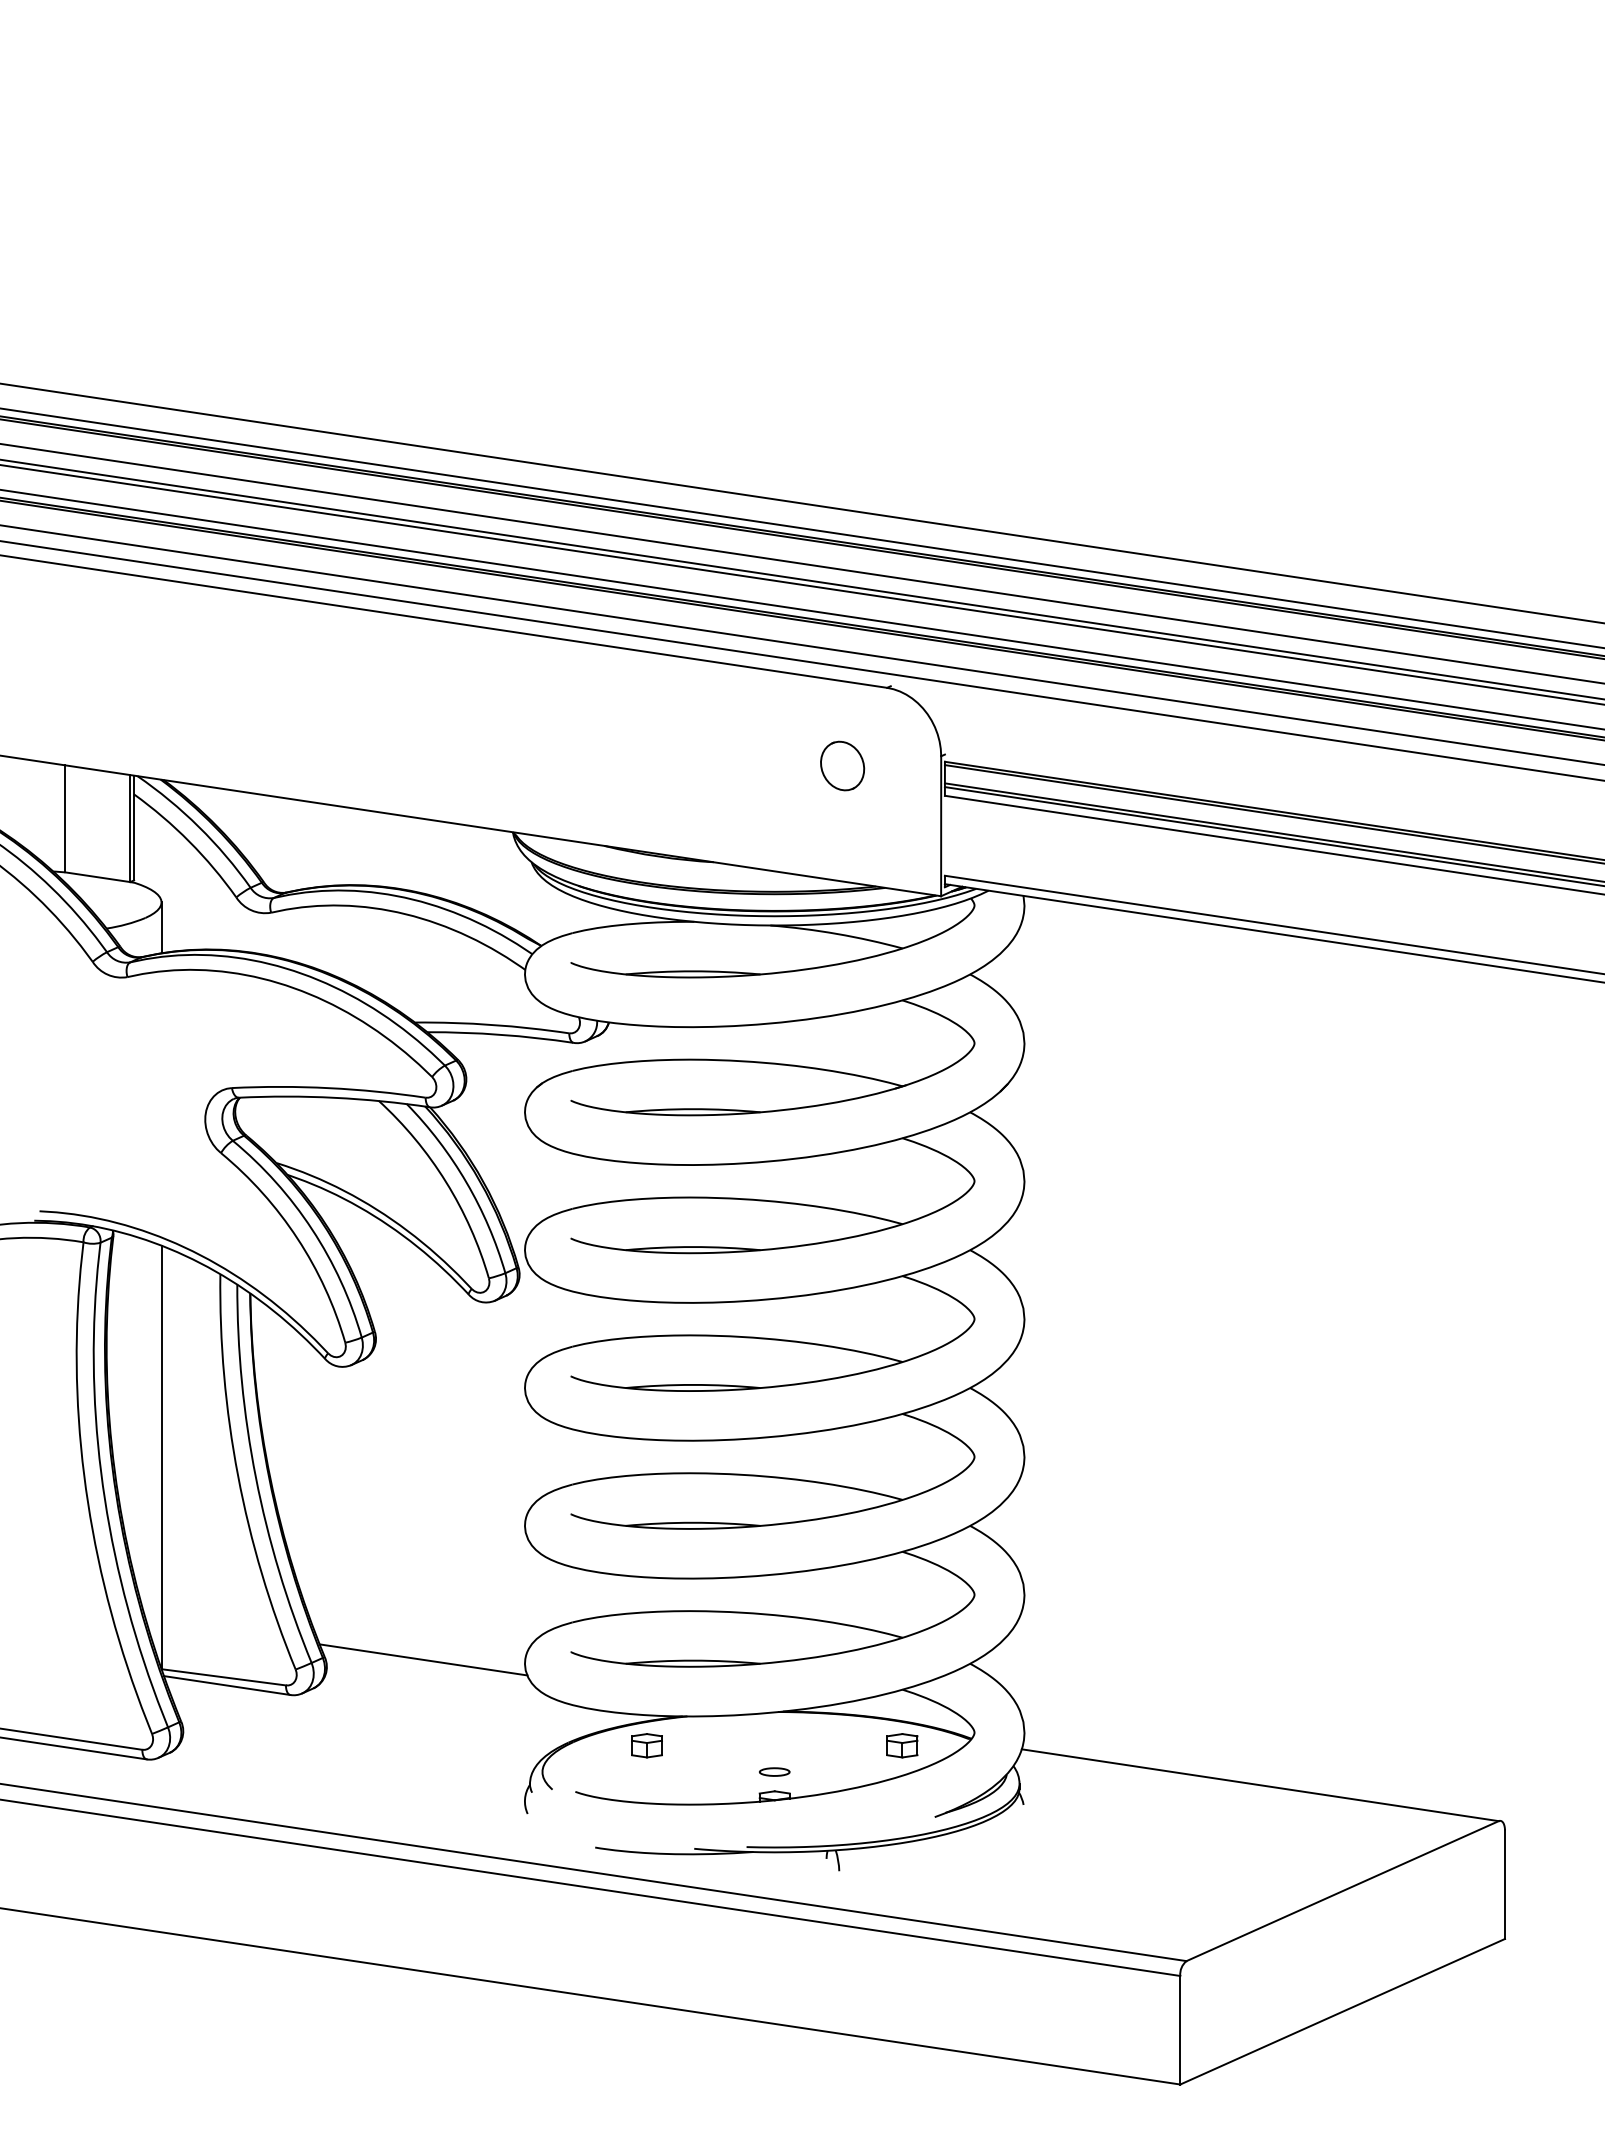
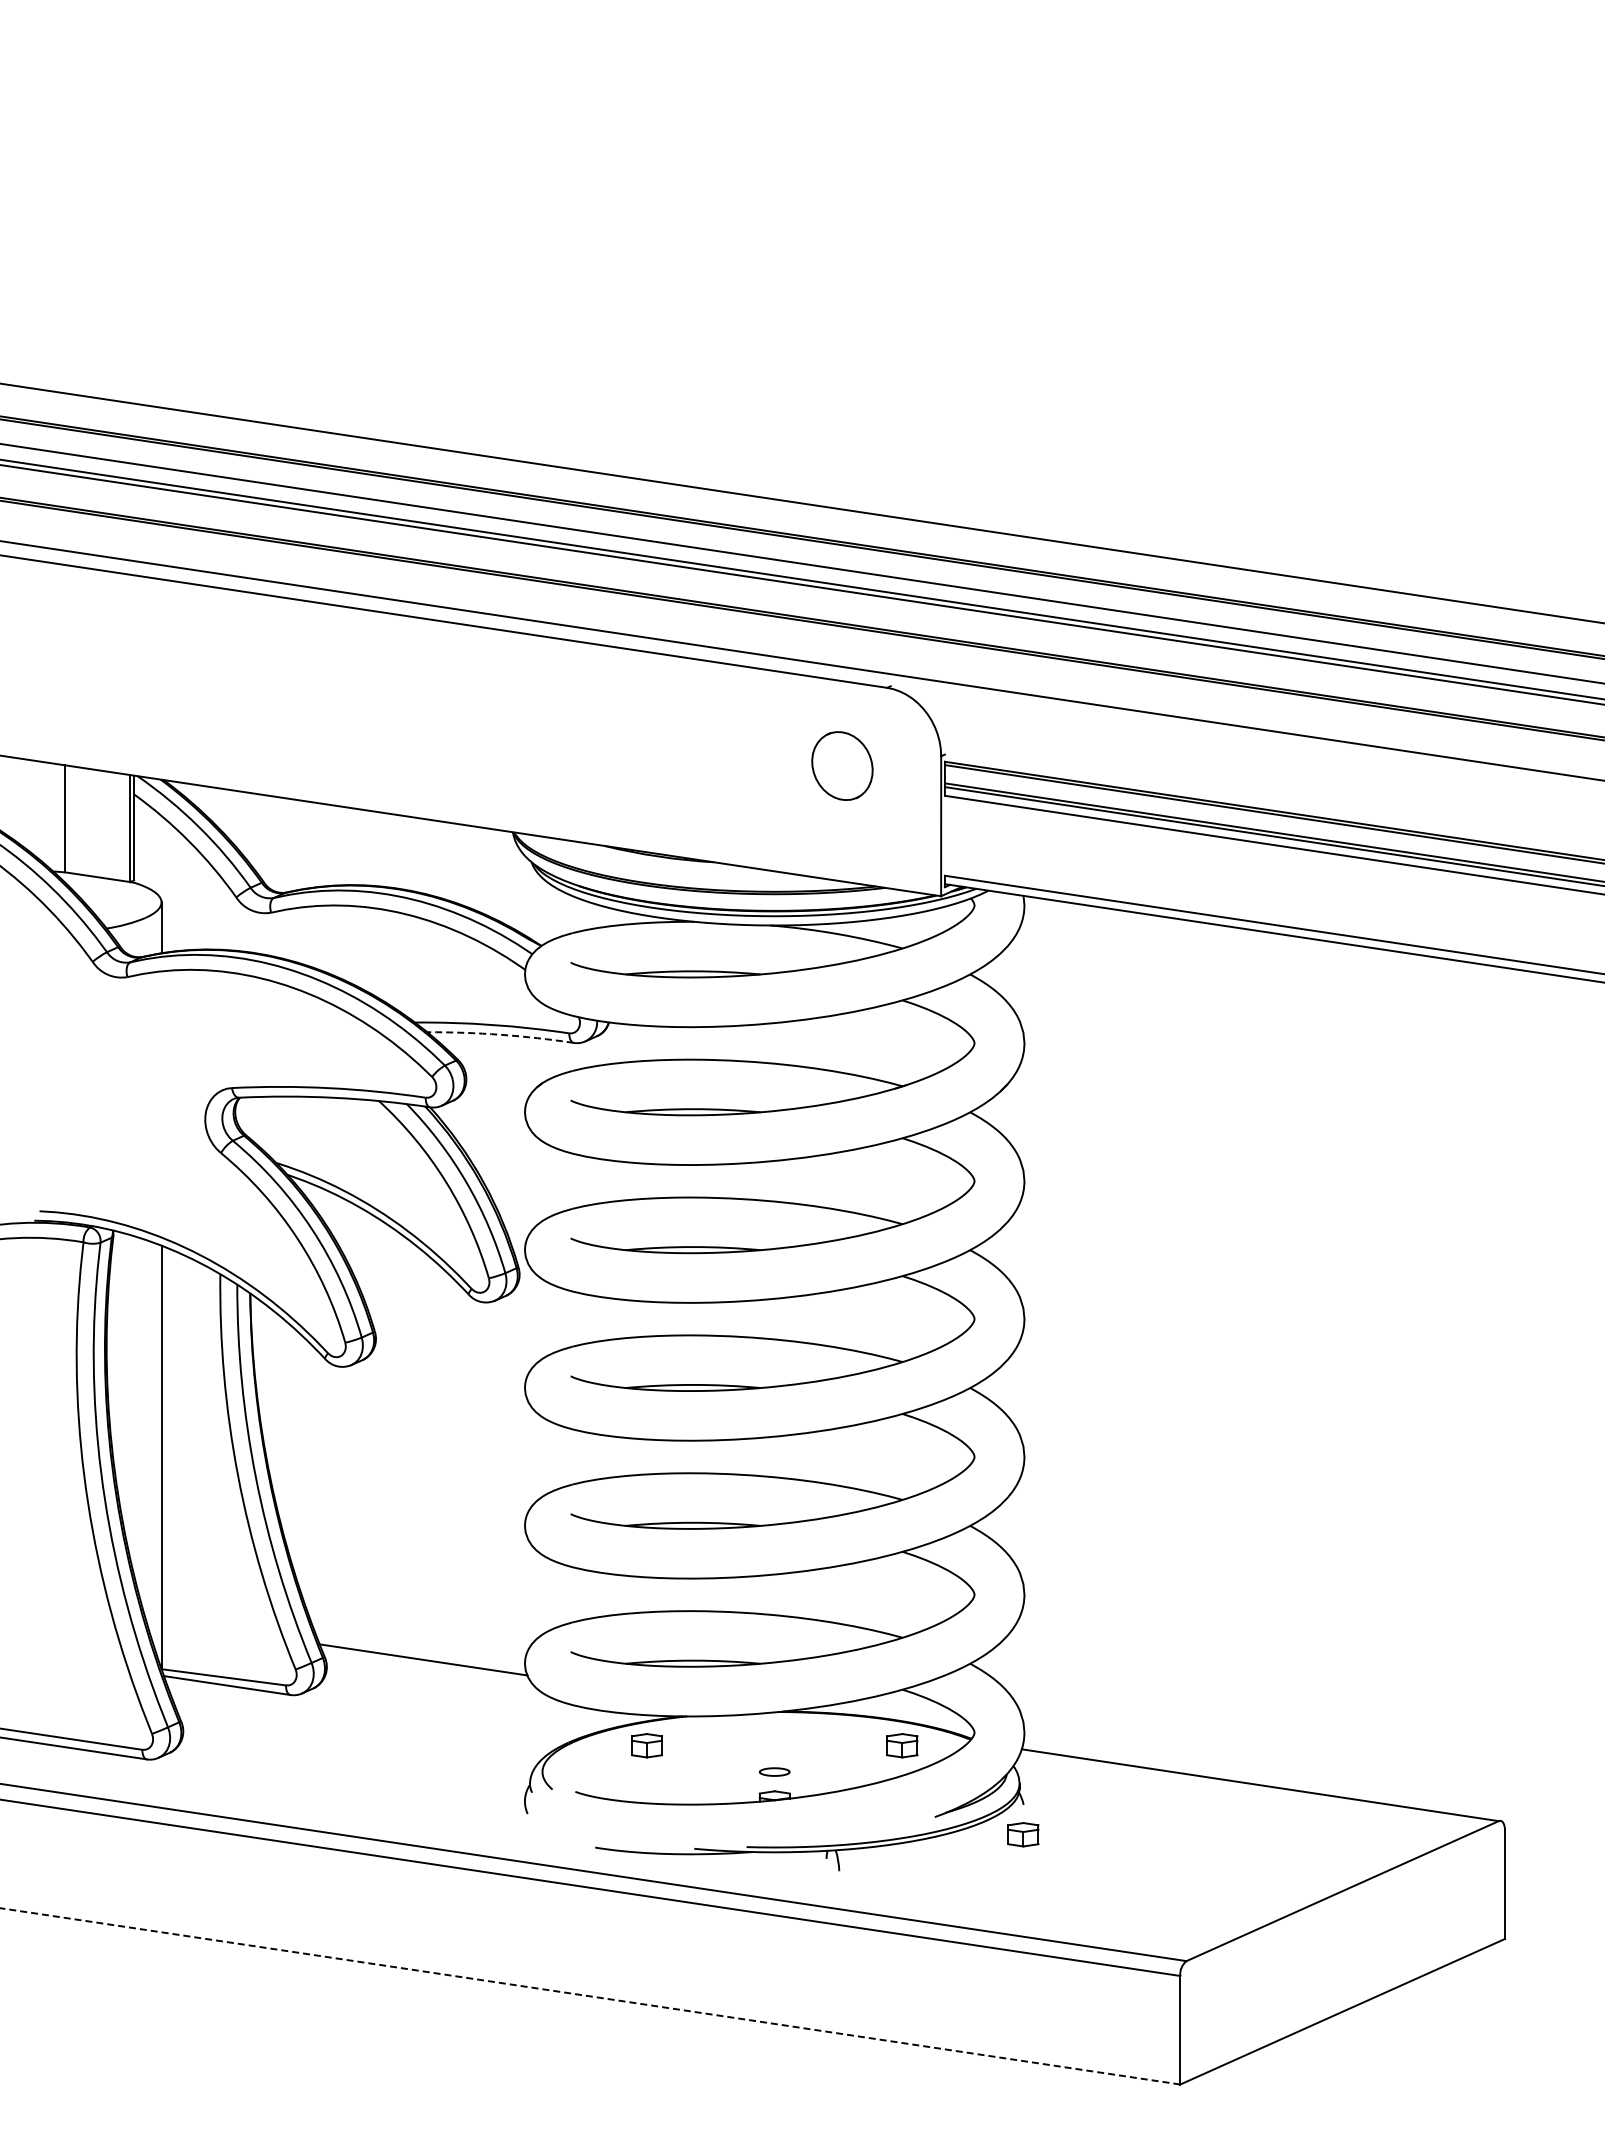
line: present -> none (801, 527)
line: present -> none (801, 609)
line: present -> none (801, 644)
part size: 46x52 px -> 63x70 px (842, 765)
arc: solid -> dashed (500, 1034)
part: none -> present (1023, 1834)
line: solid -> dashed (589, 1996)
